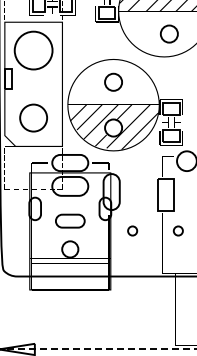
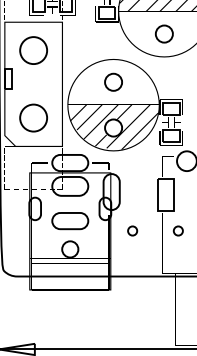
circle position: (169, 33) -> (164, 33) (164, 33)
circle diameter: 38 px -> 27 px (33, 50)
part size: 31x16 px -> 39x19 px (70, 221)
line: dashed -> solid (98, 349)
